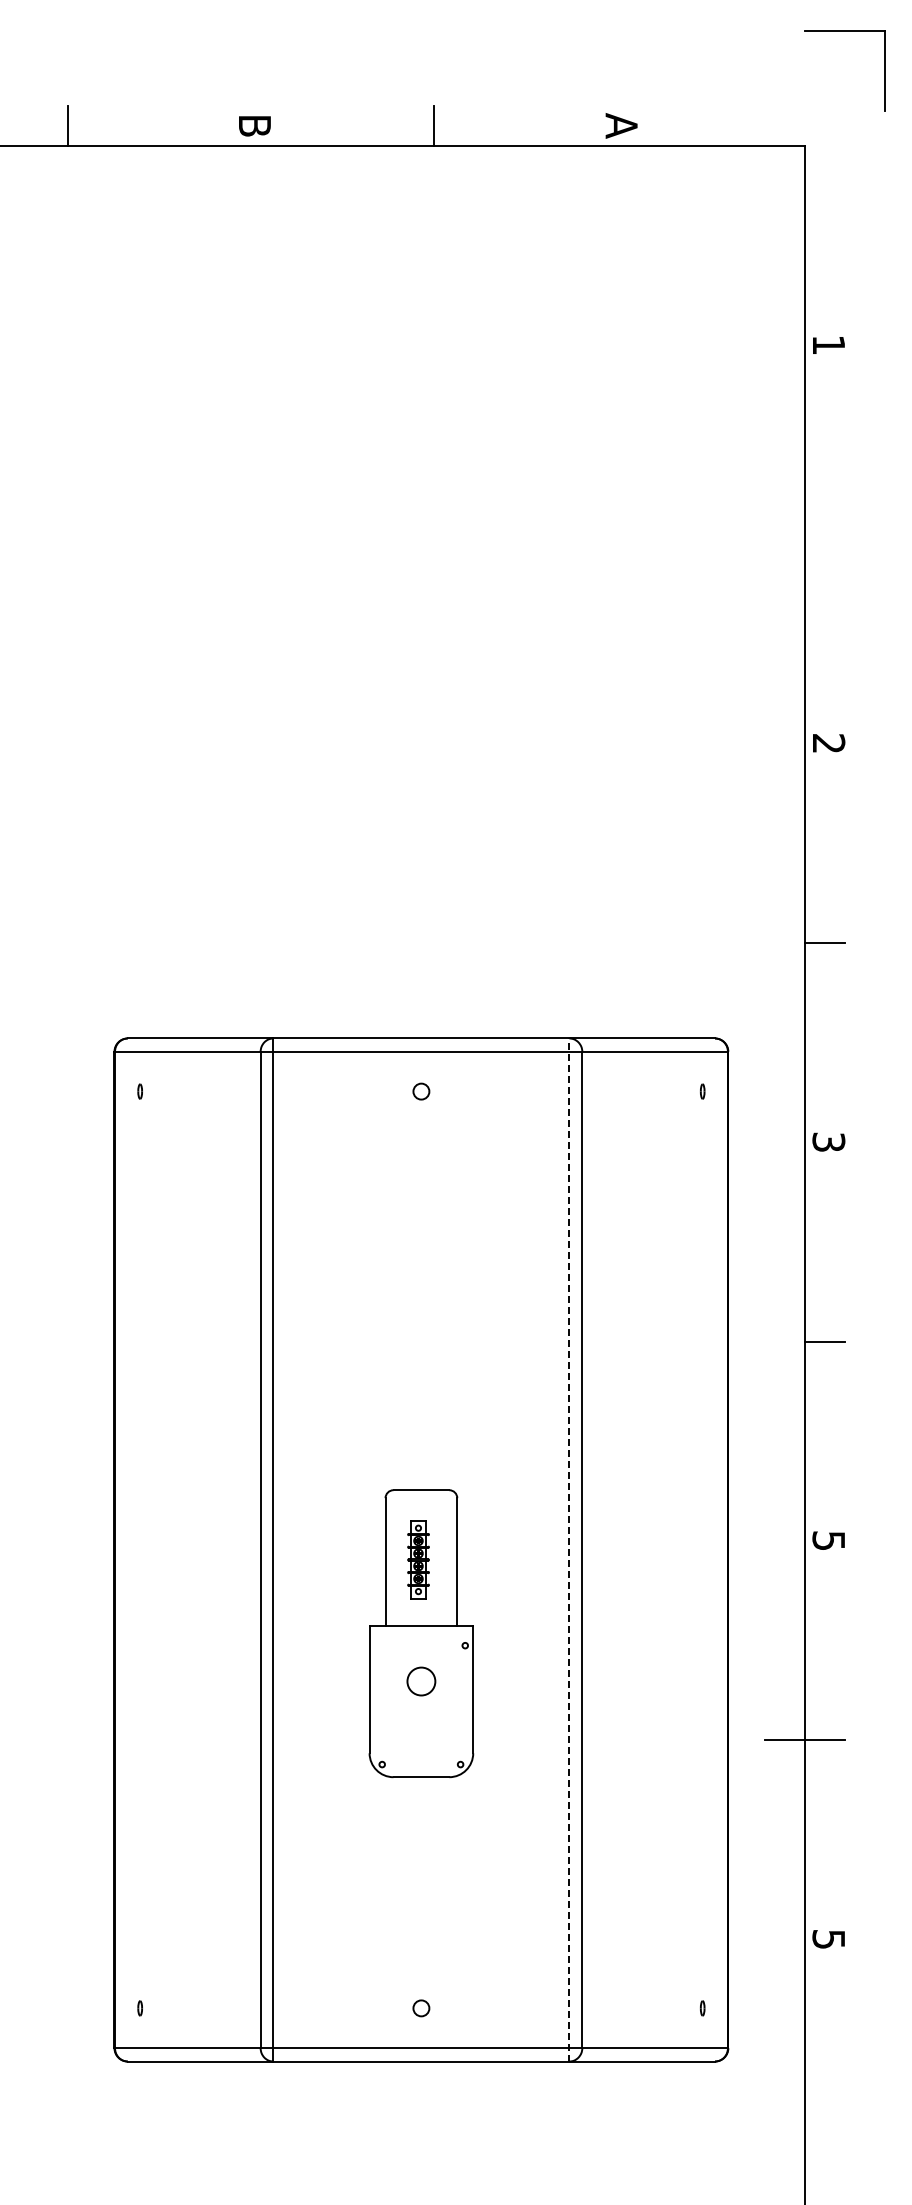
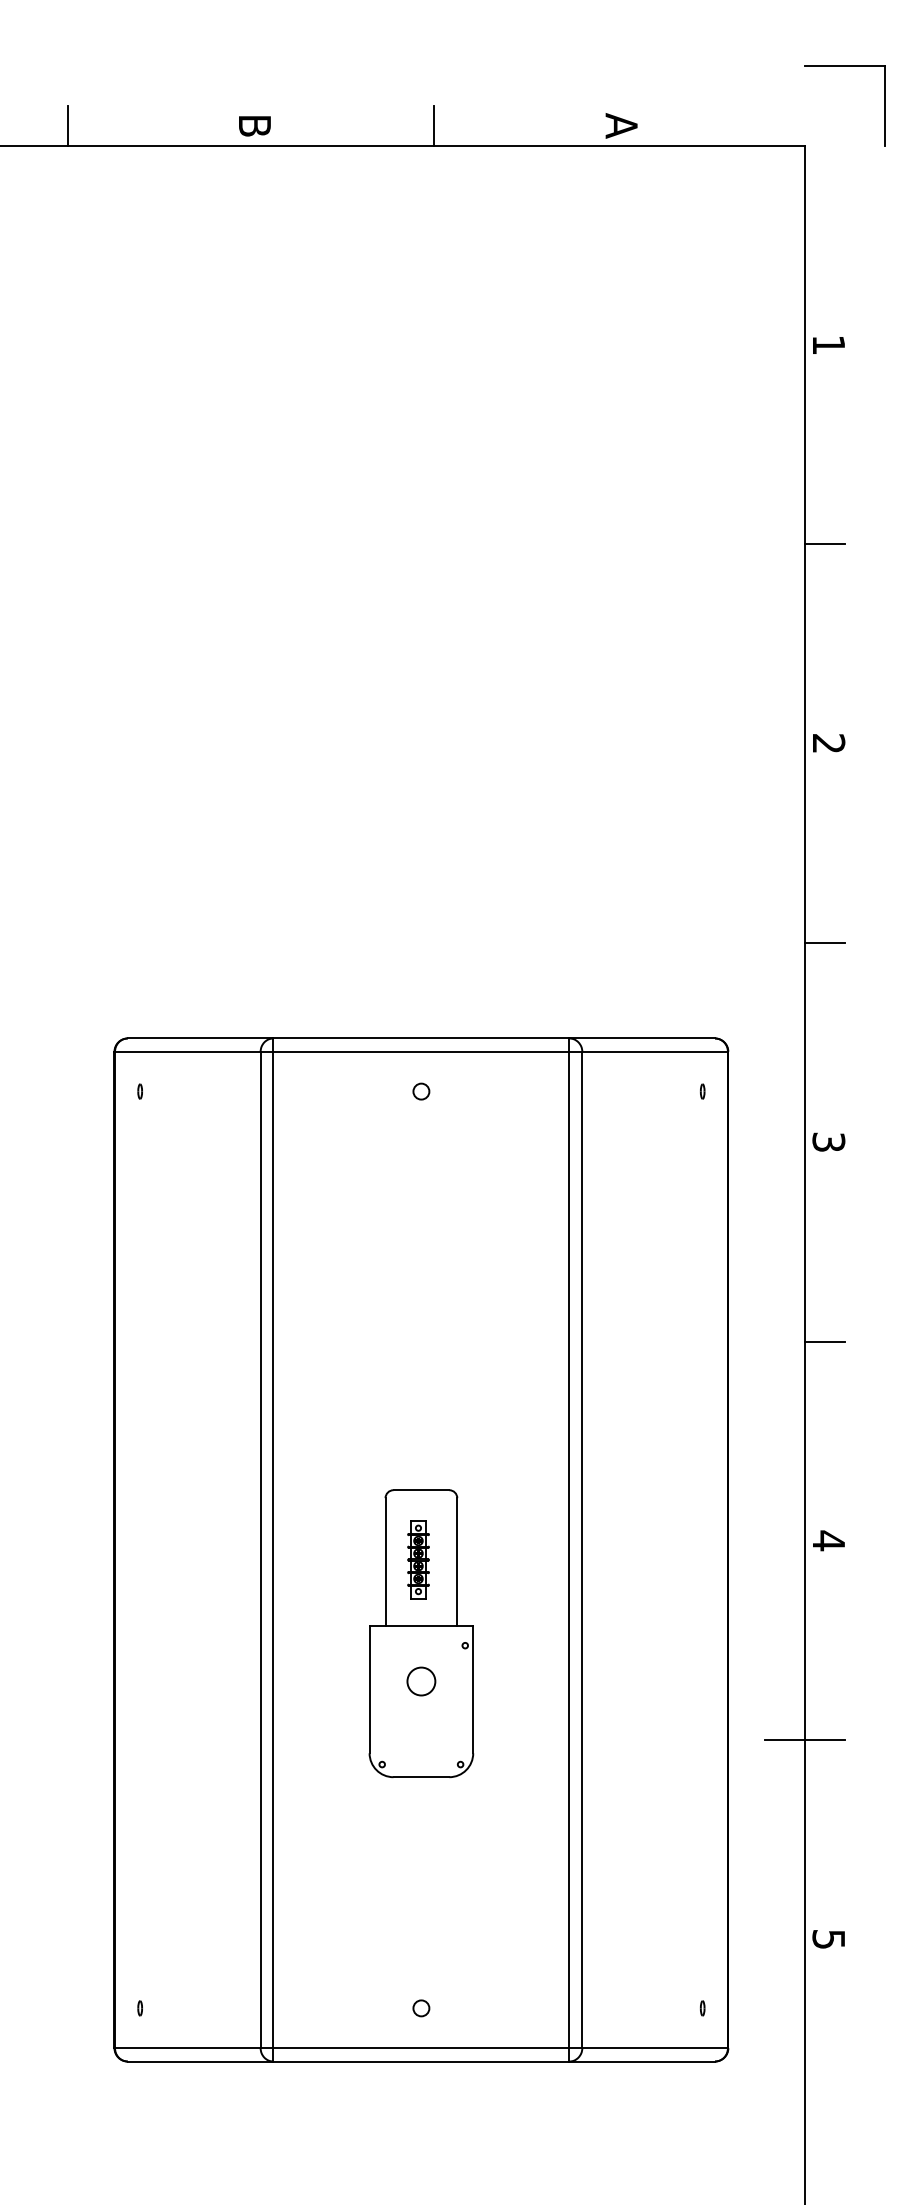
part position: (844, 31) -> (844, 66) (844, 66)
line: none -> present (824, 544)
text: 5 -> 4 (828, 1540)
line: dashed -> solid (569, 1550)
